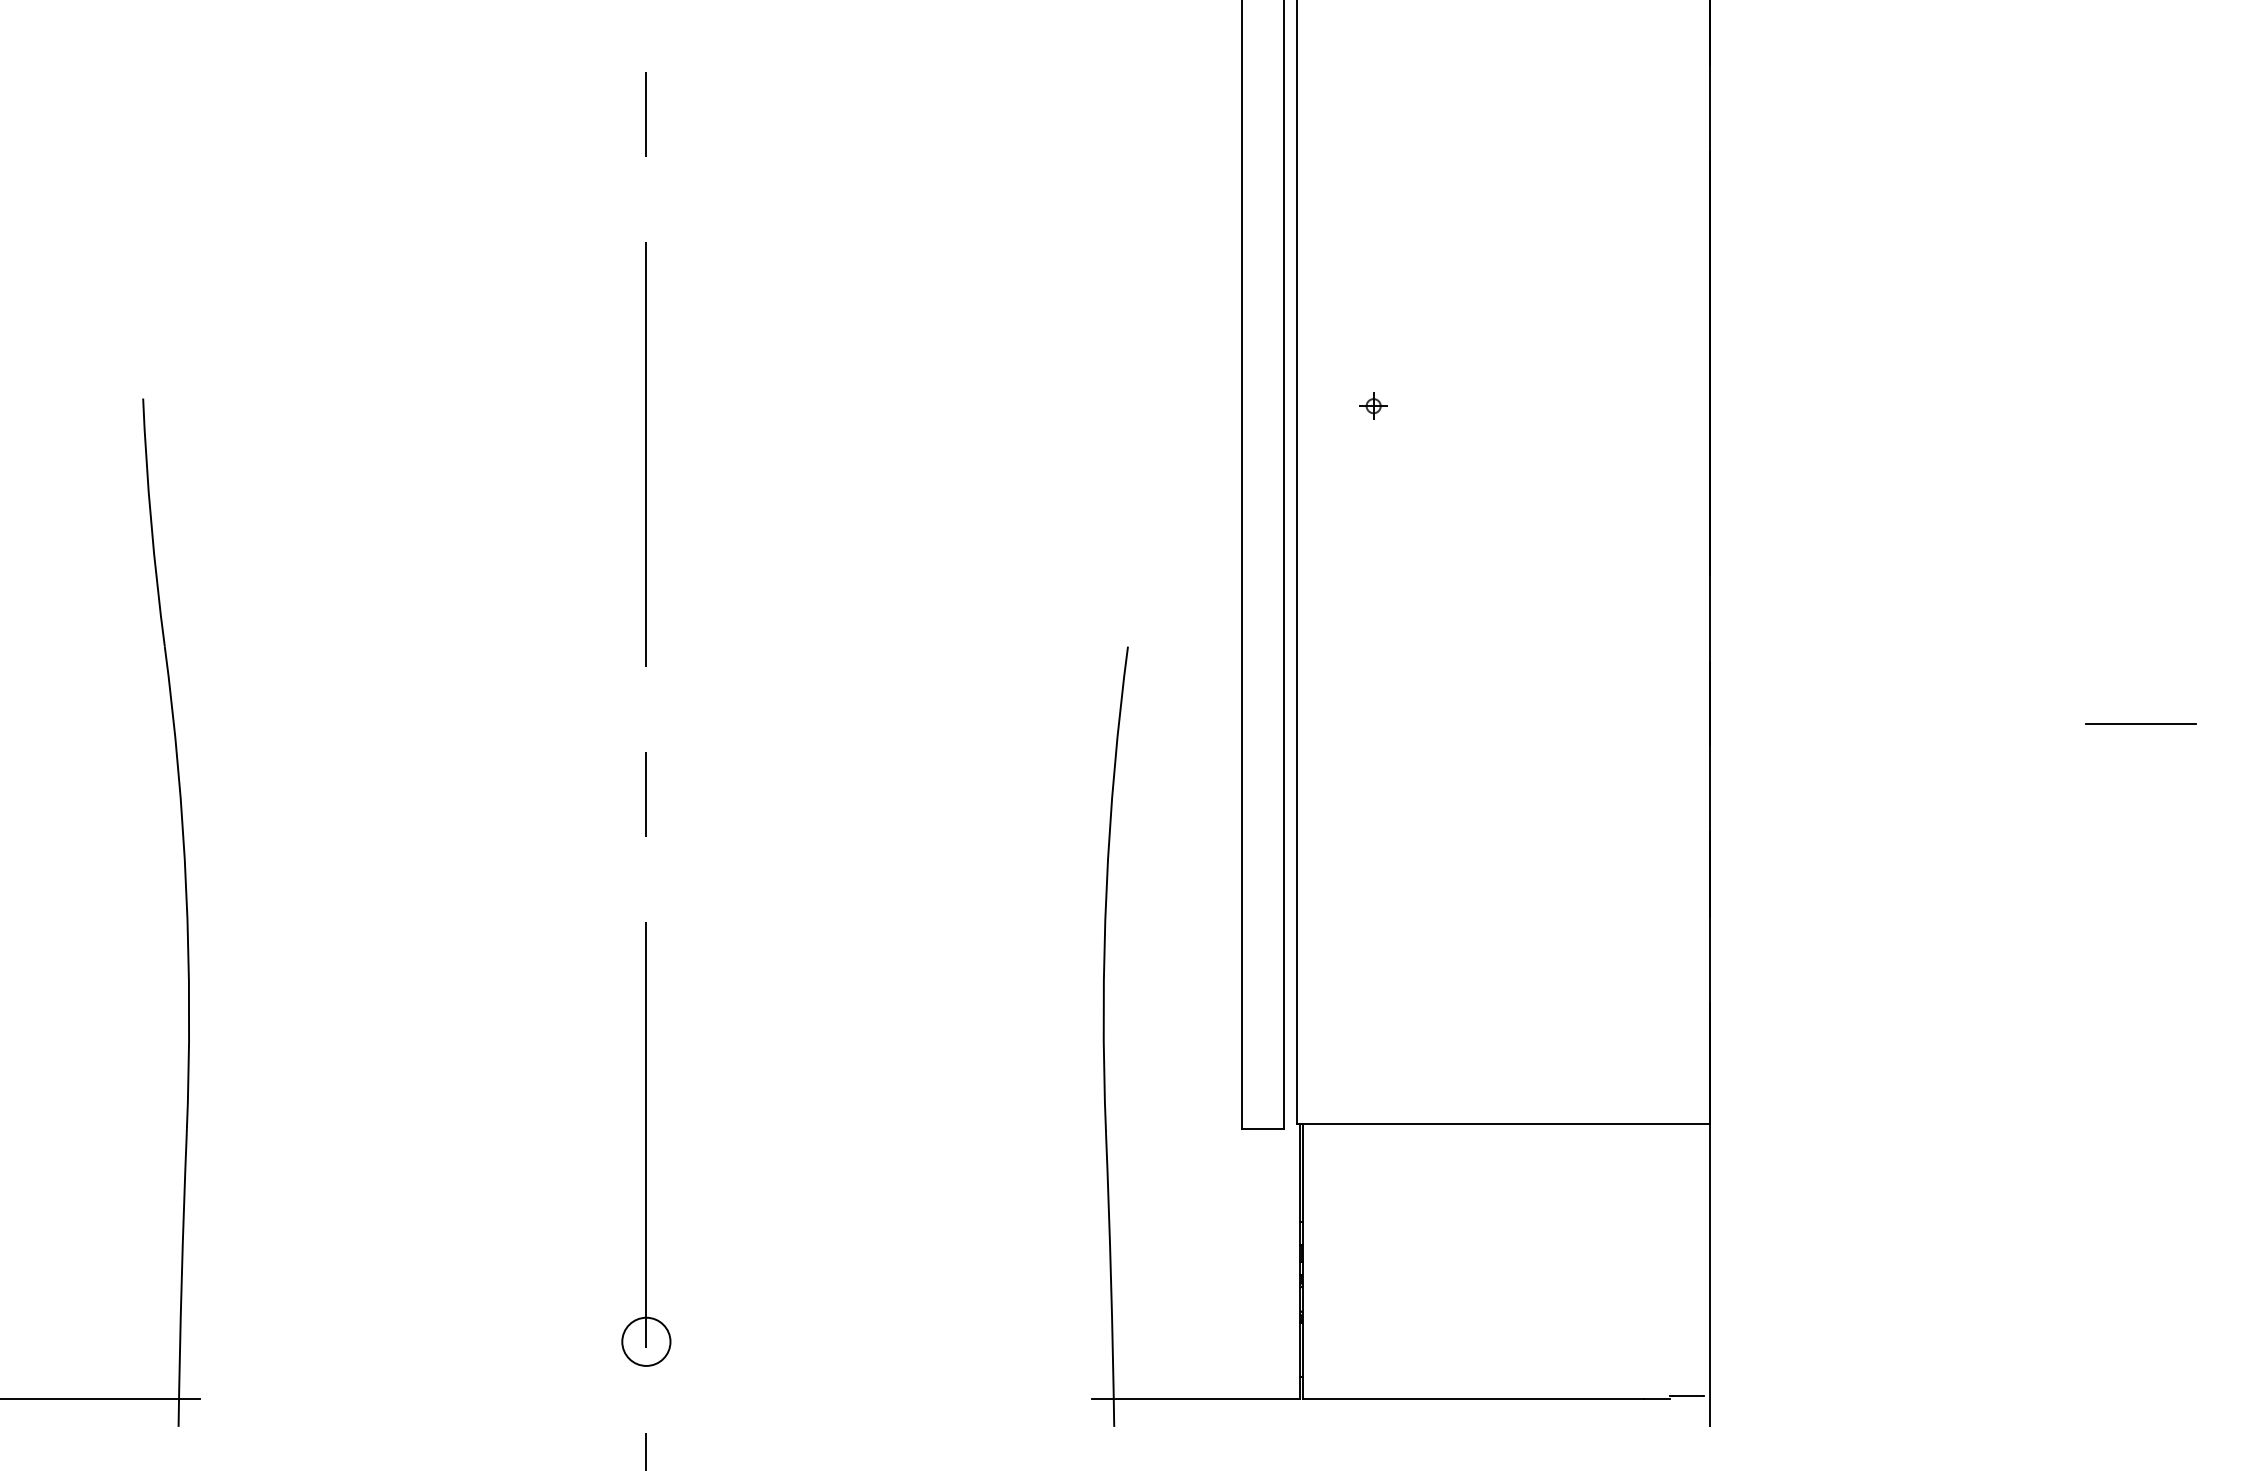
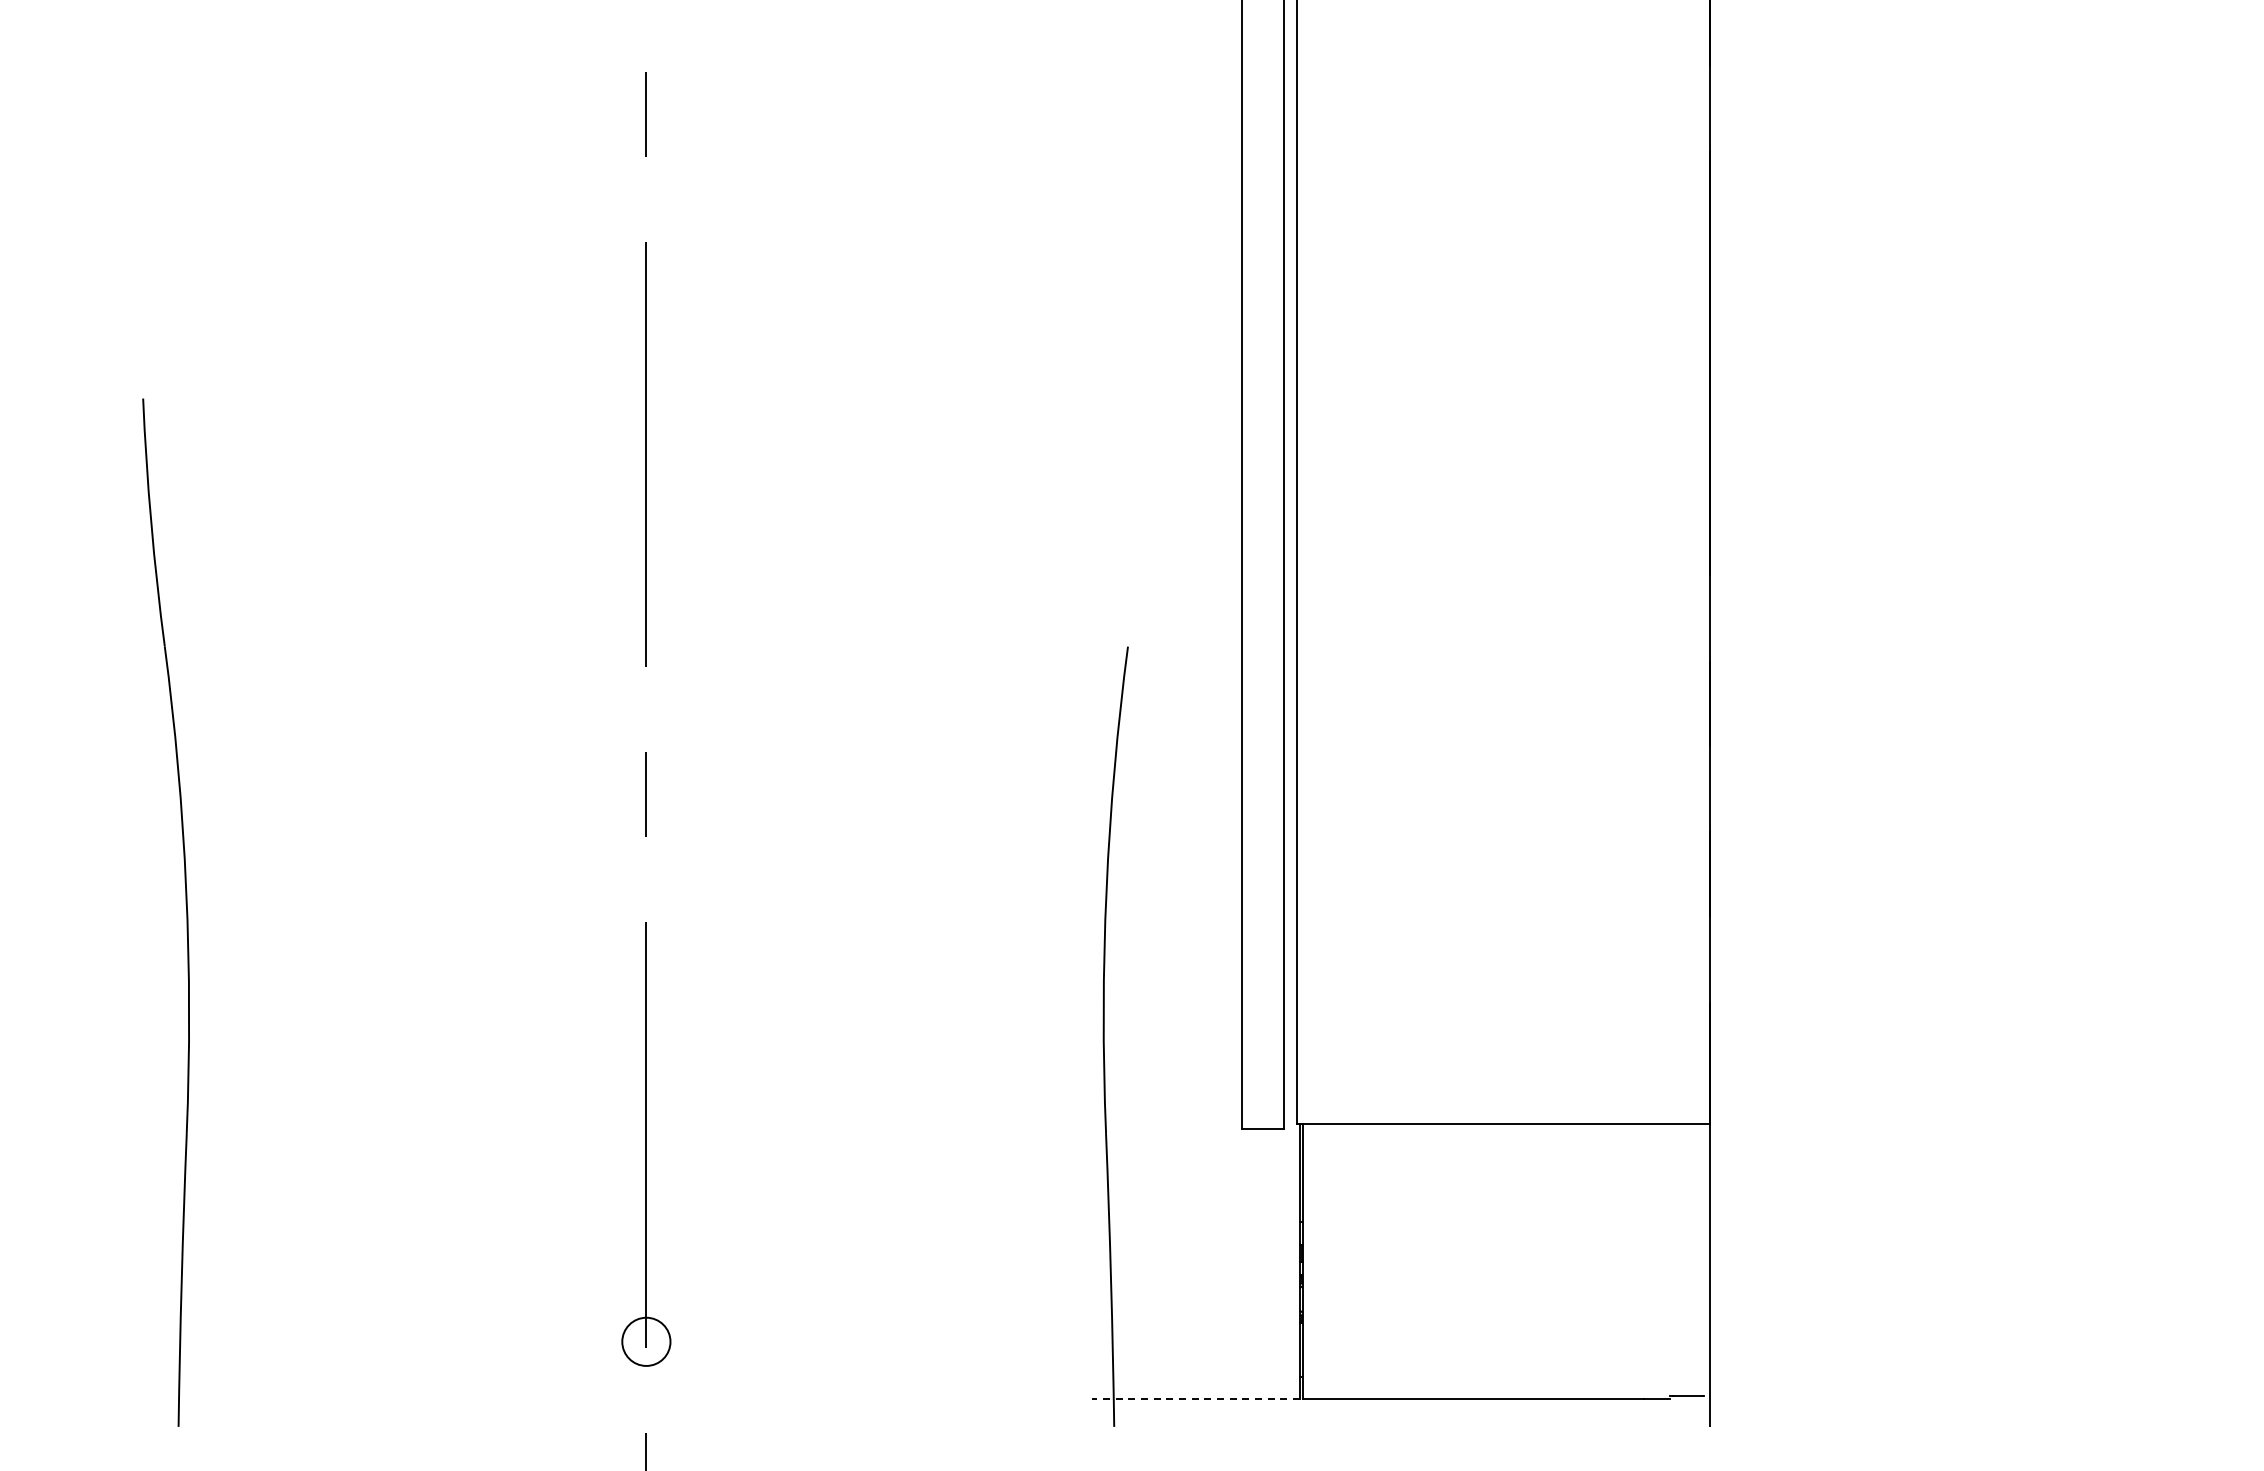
part: present -> none (1373, 405)
line: present -> none (2140, 723)
line: present -> none (101, 1398)
line: solid -> dashed (1196, 1398)
